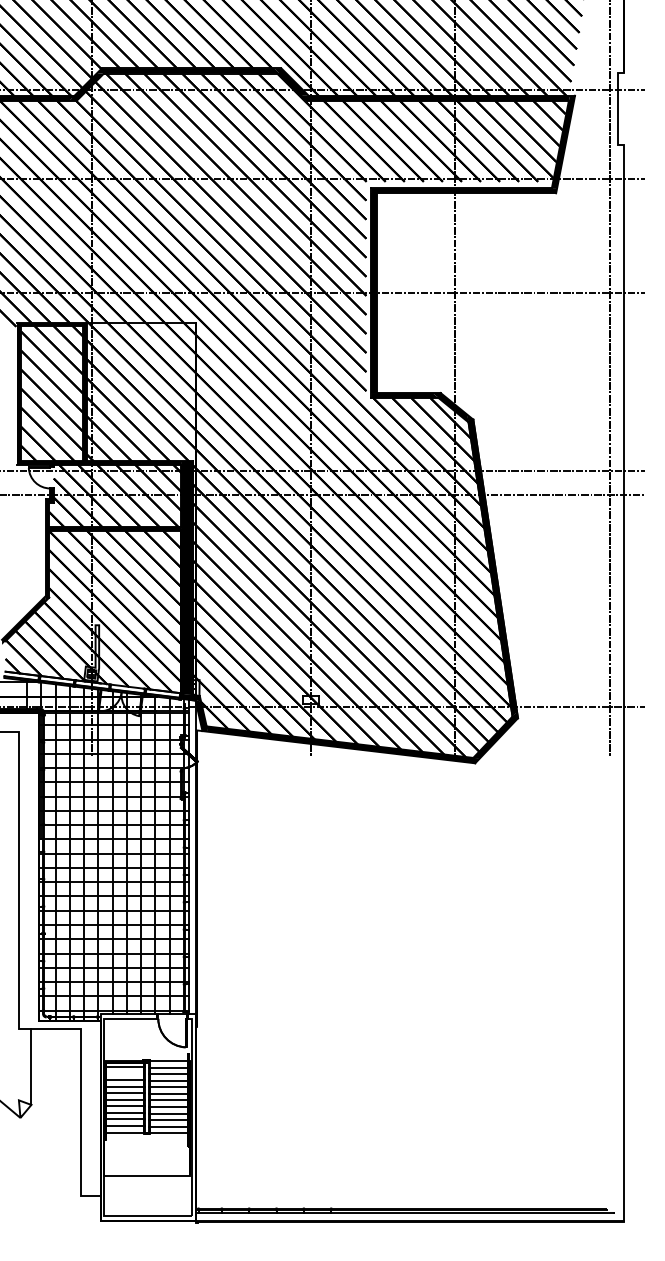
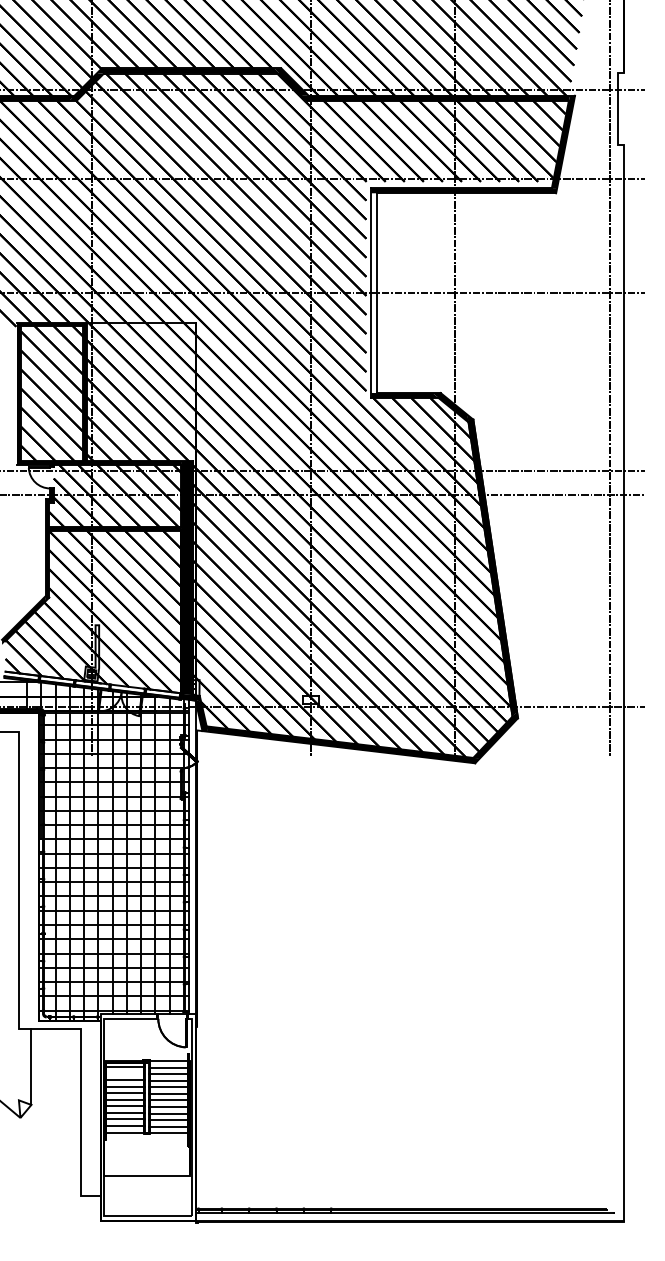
fill: present -> none (373, 293)
